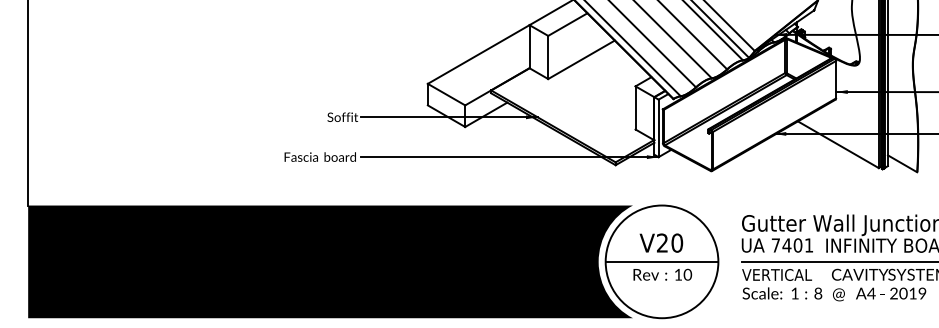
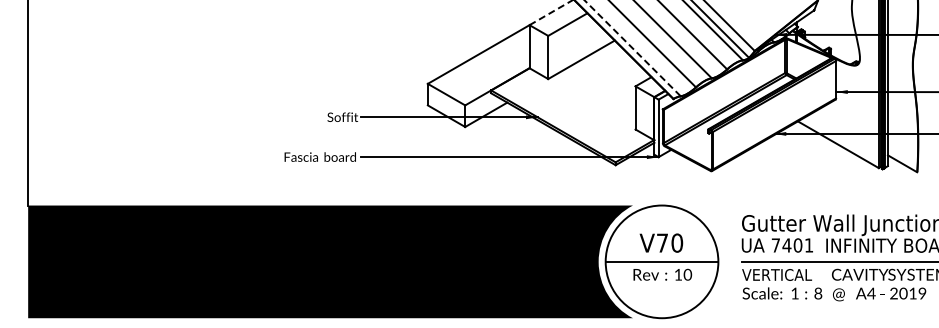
line: solid -> dashed (551, 12)
line: solid -> dashed (632, 48)
text: V20 -> V70 (662, 242)
